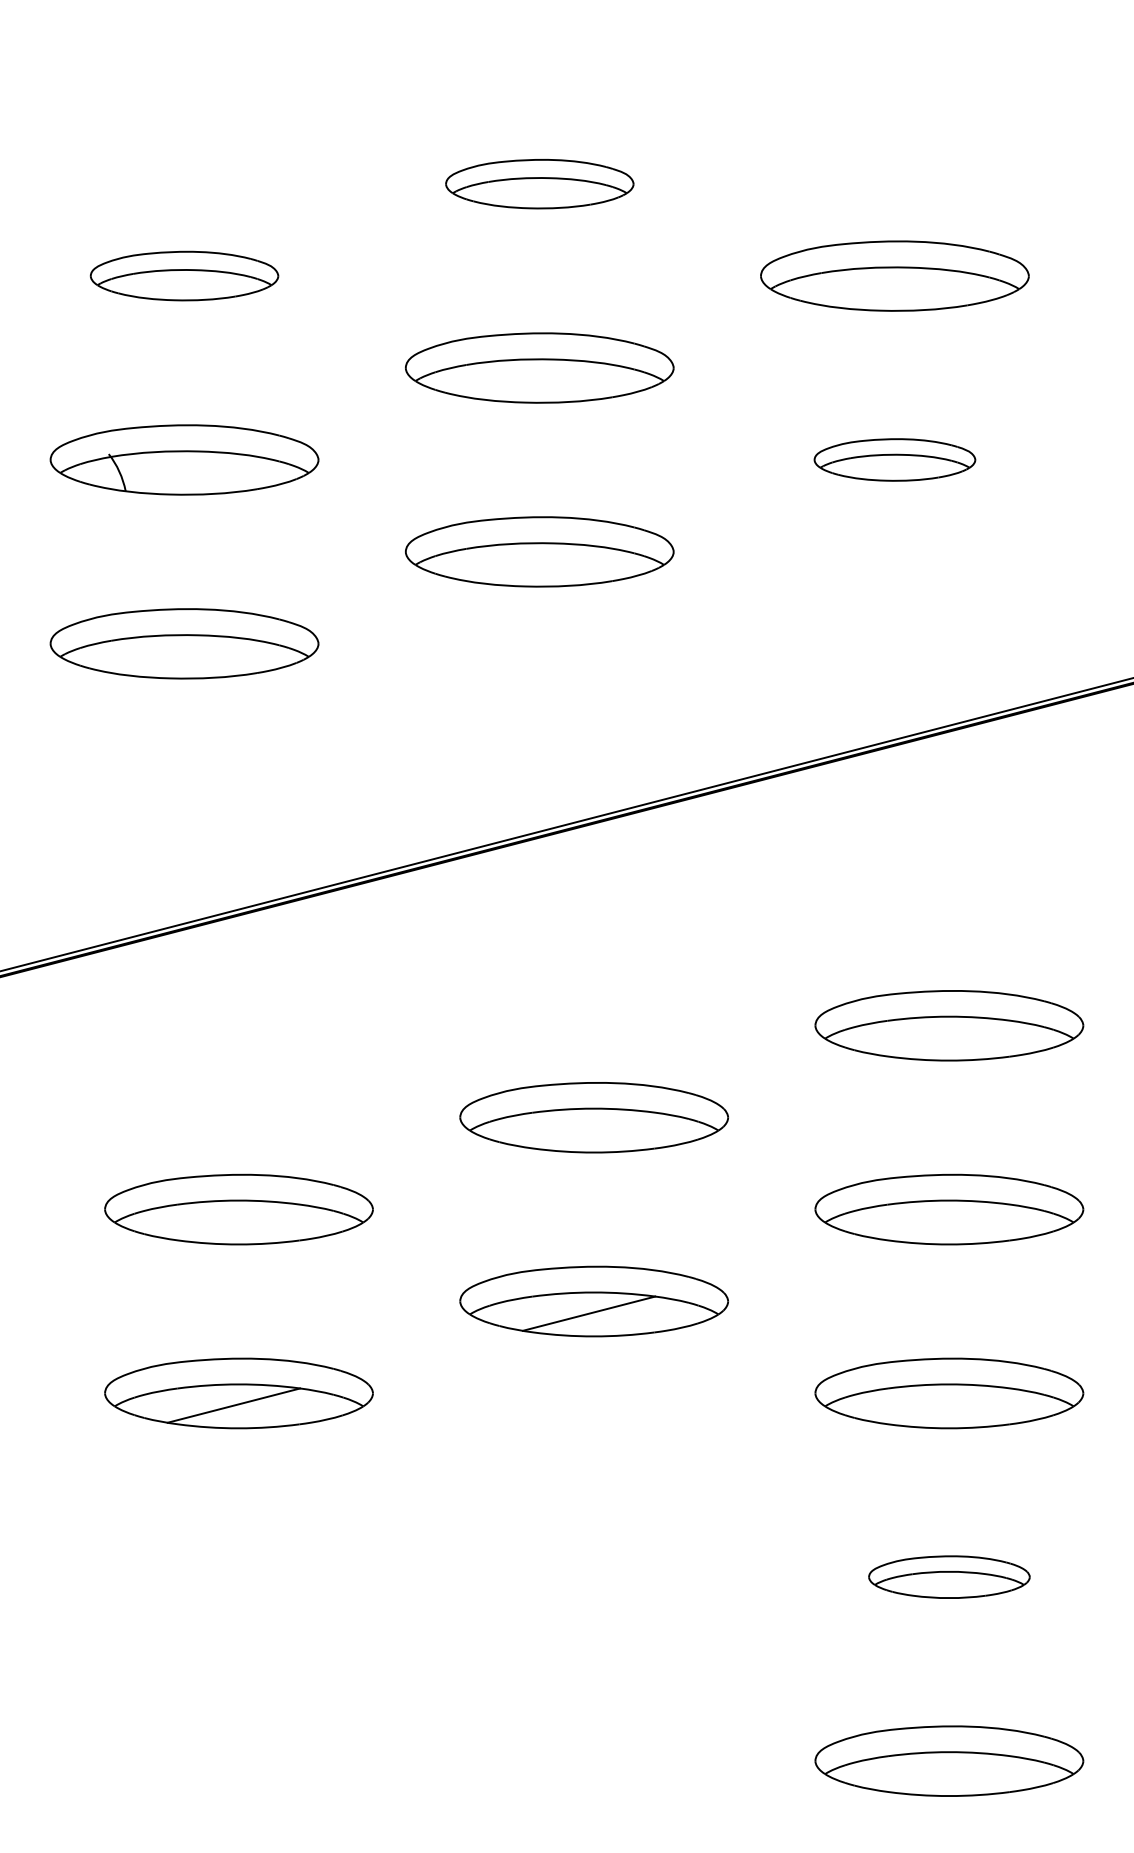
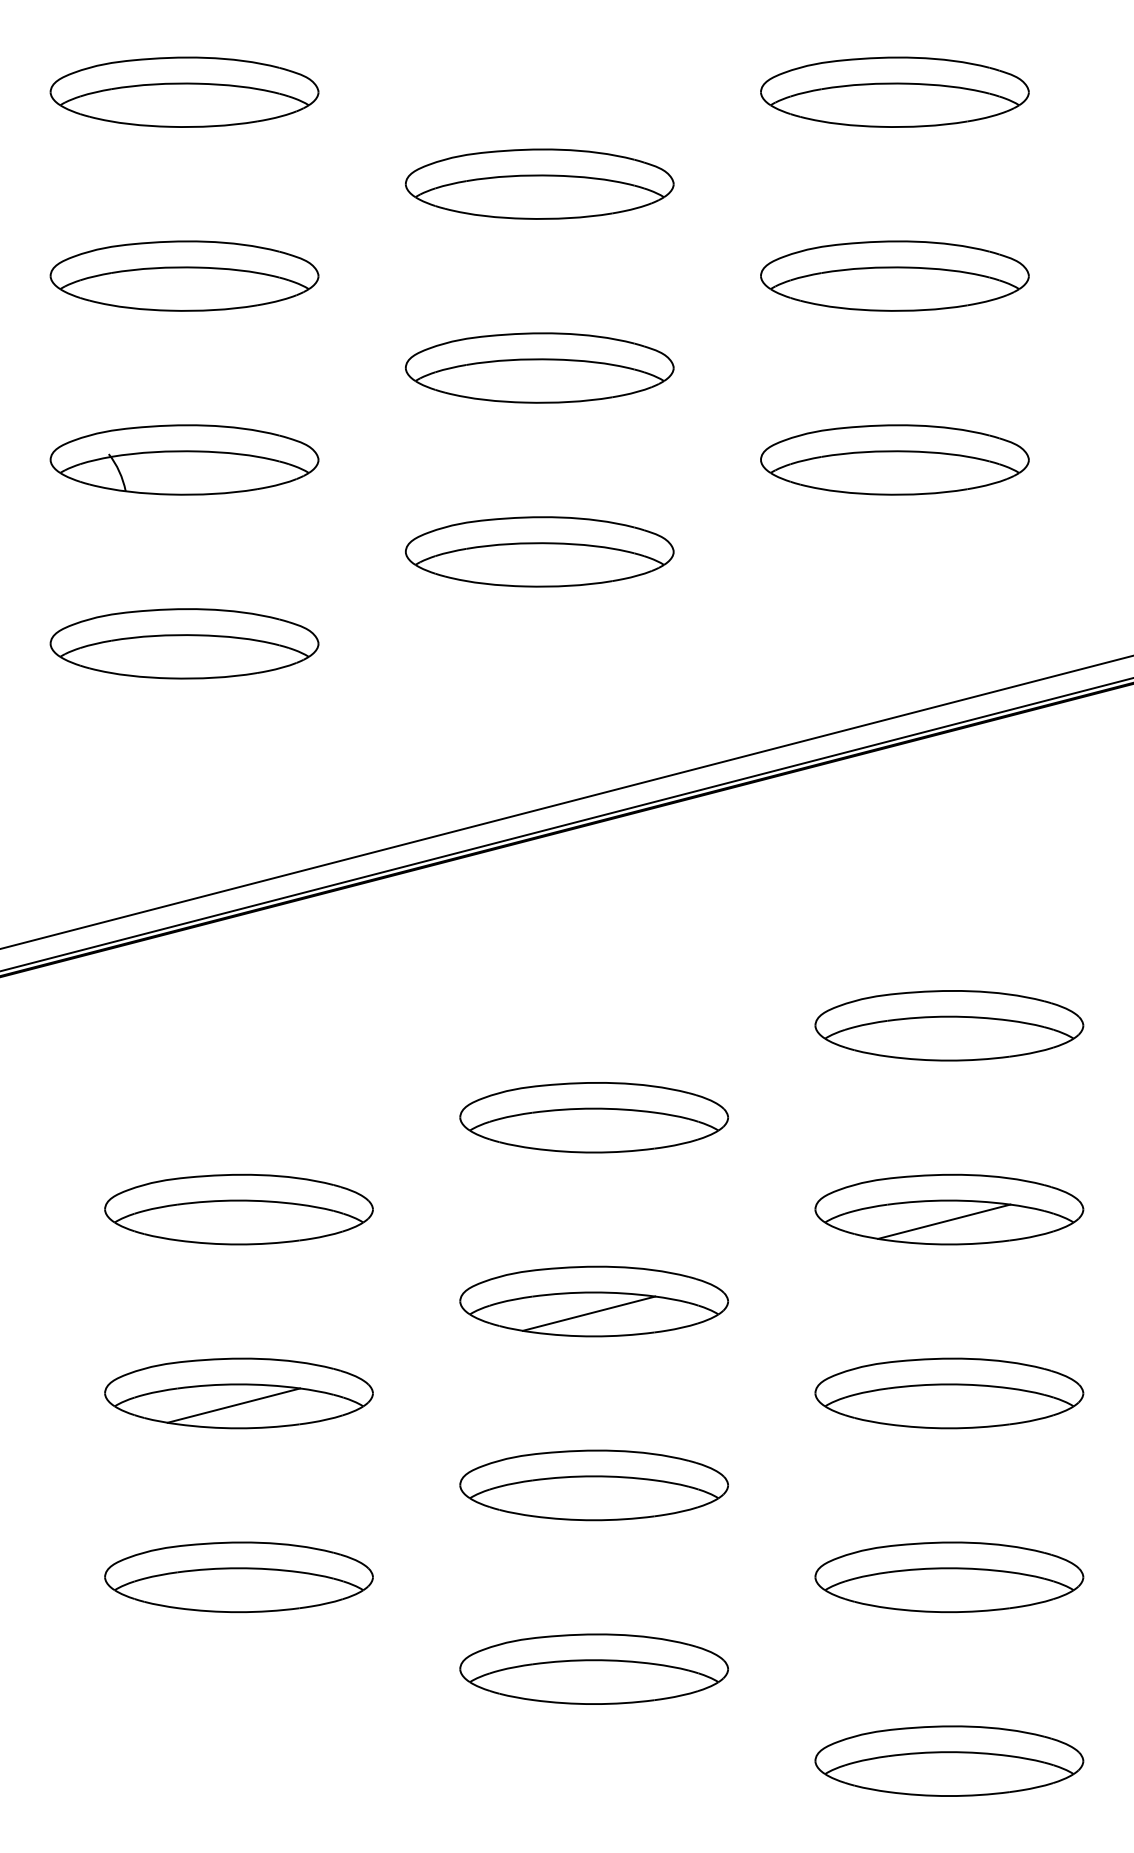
part: none -> present (184, 91)
part: none -> present (894, 91)
part size: 190x51 px -> 270x72 px (539, 183)
part size: 191x52 px -> 271x72 px (184, 275)
part size: 164x44 px -> 270x72 px (894, 459)
line: none -> present (566, 802)
line: none -> present (944, 1221)
part: none -> present (593, 1485)
part: none -> present (238, 1576)
part size: 163x44 px -> 271x72 px (949, 1576)
part: none -> present (593, 1668)
